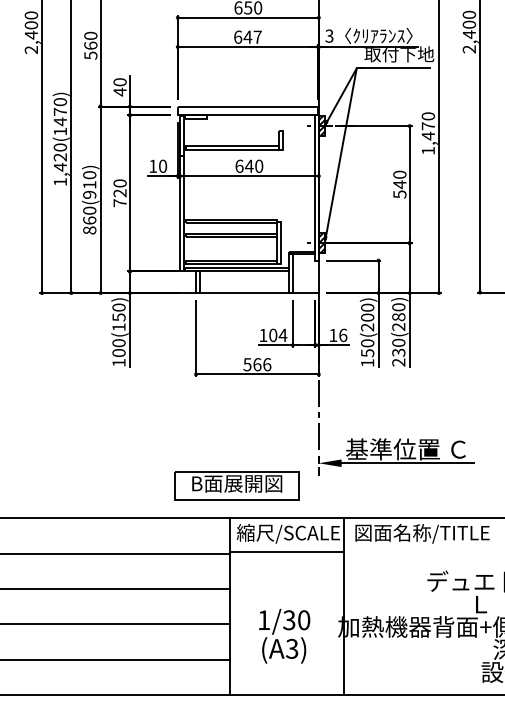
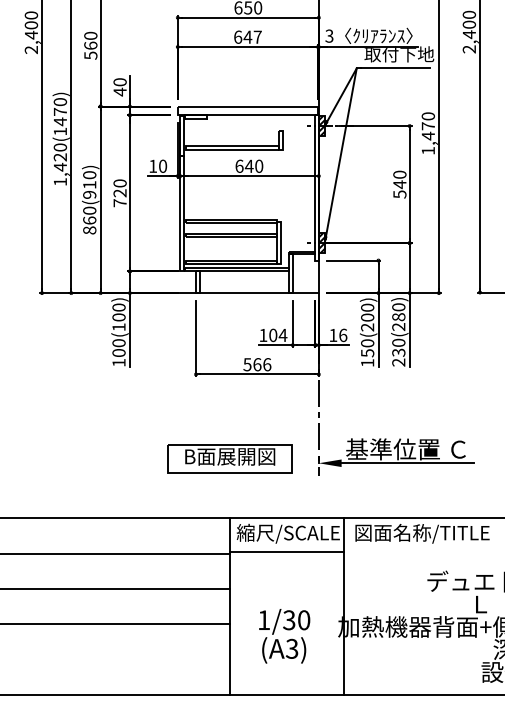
text: 100(150) -> 100(100) (118, 317)
part position: (236, 485) -> (229, 458) (229, 458)
line: present -> none (115, 659)
